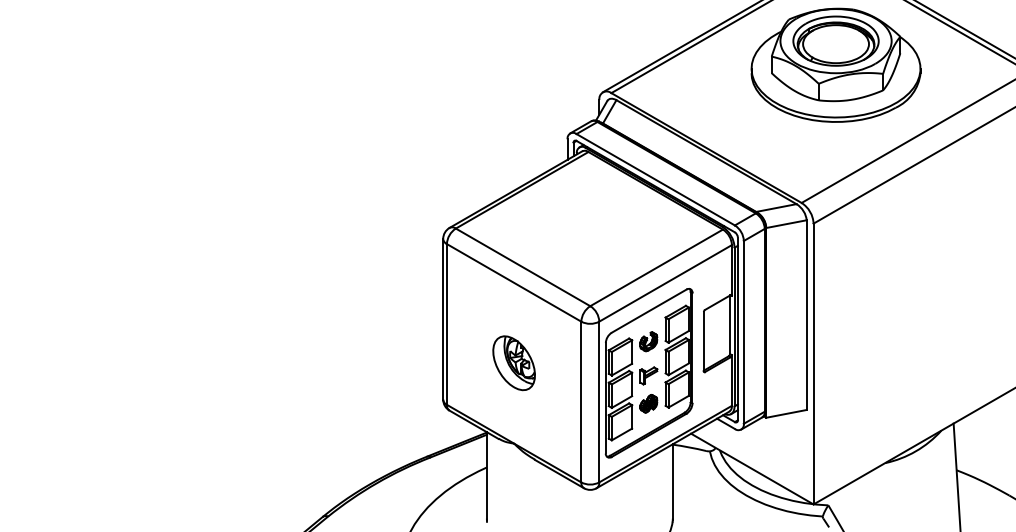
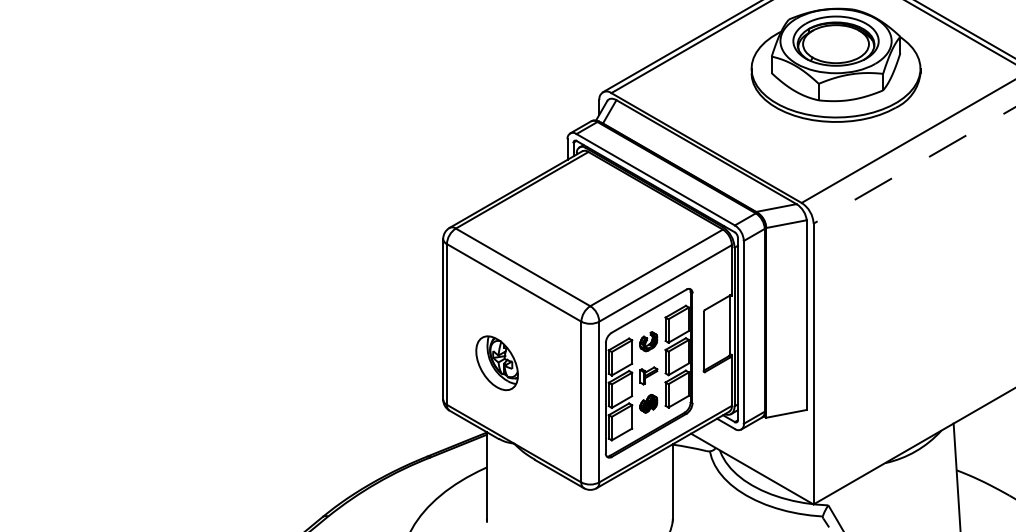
line: solid -> dashed (914, 165)
part position: (513, 363) -> (496, 363) (496, 363)
